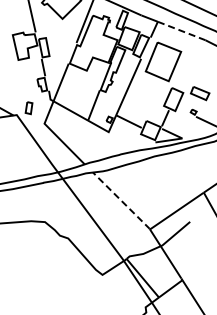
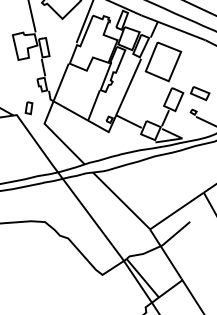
line: dashed -> solid (181, 31)
line: dashed -> solid (122, 201)
